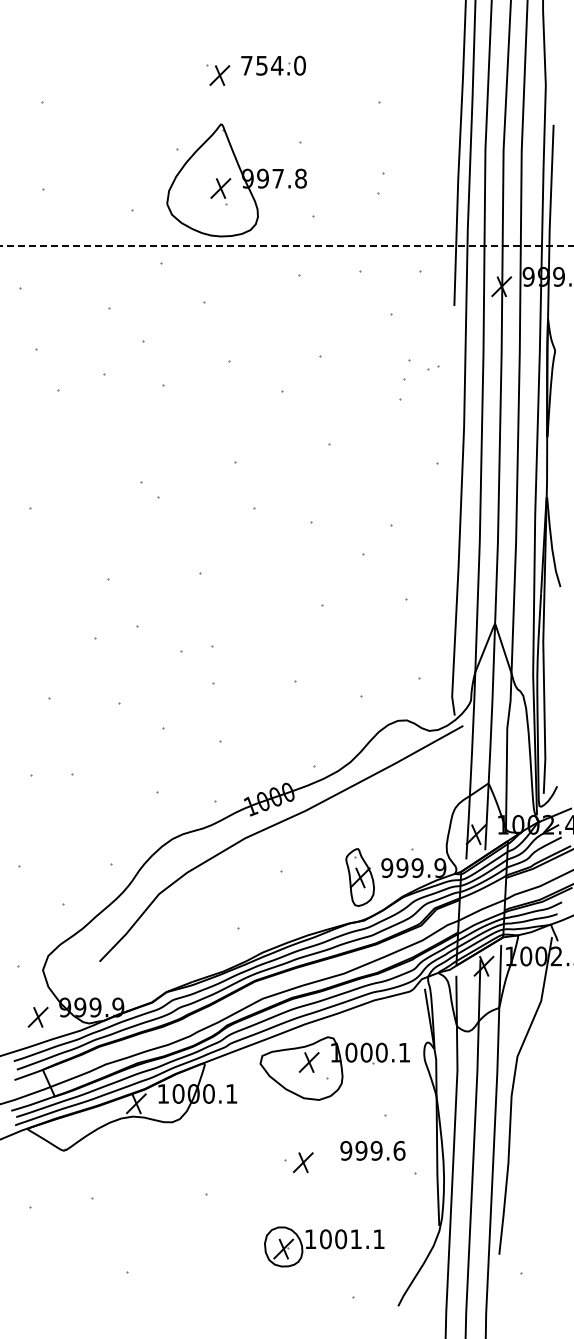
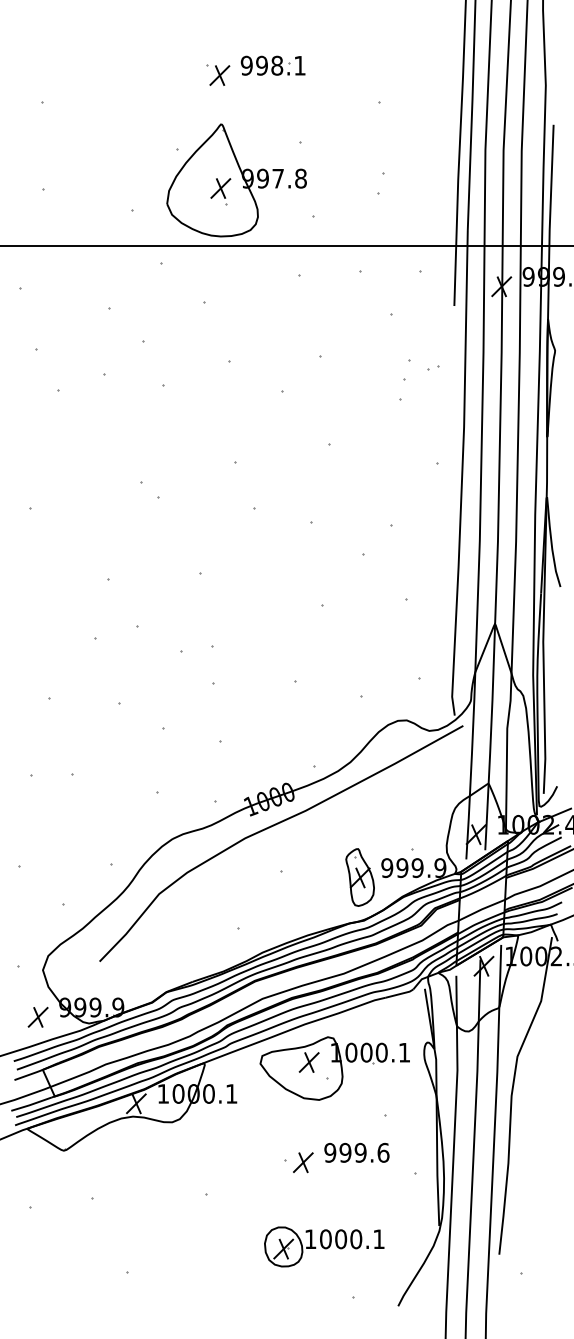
text: 754.0 -> 998.1 (272, 65)
line: dashed -> solid (287, 246)
text position: (372, 1150) -> (356, 1152) (356, 1152)
text: 1001.1 -> 1000.1 (356, 1239)
